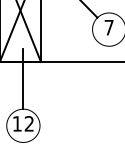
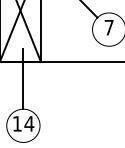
text: 12 -> 14 (29, 123)
